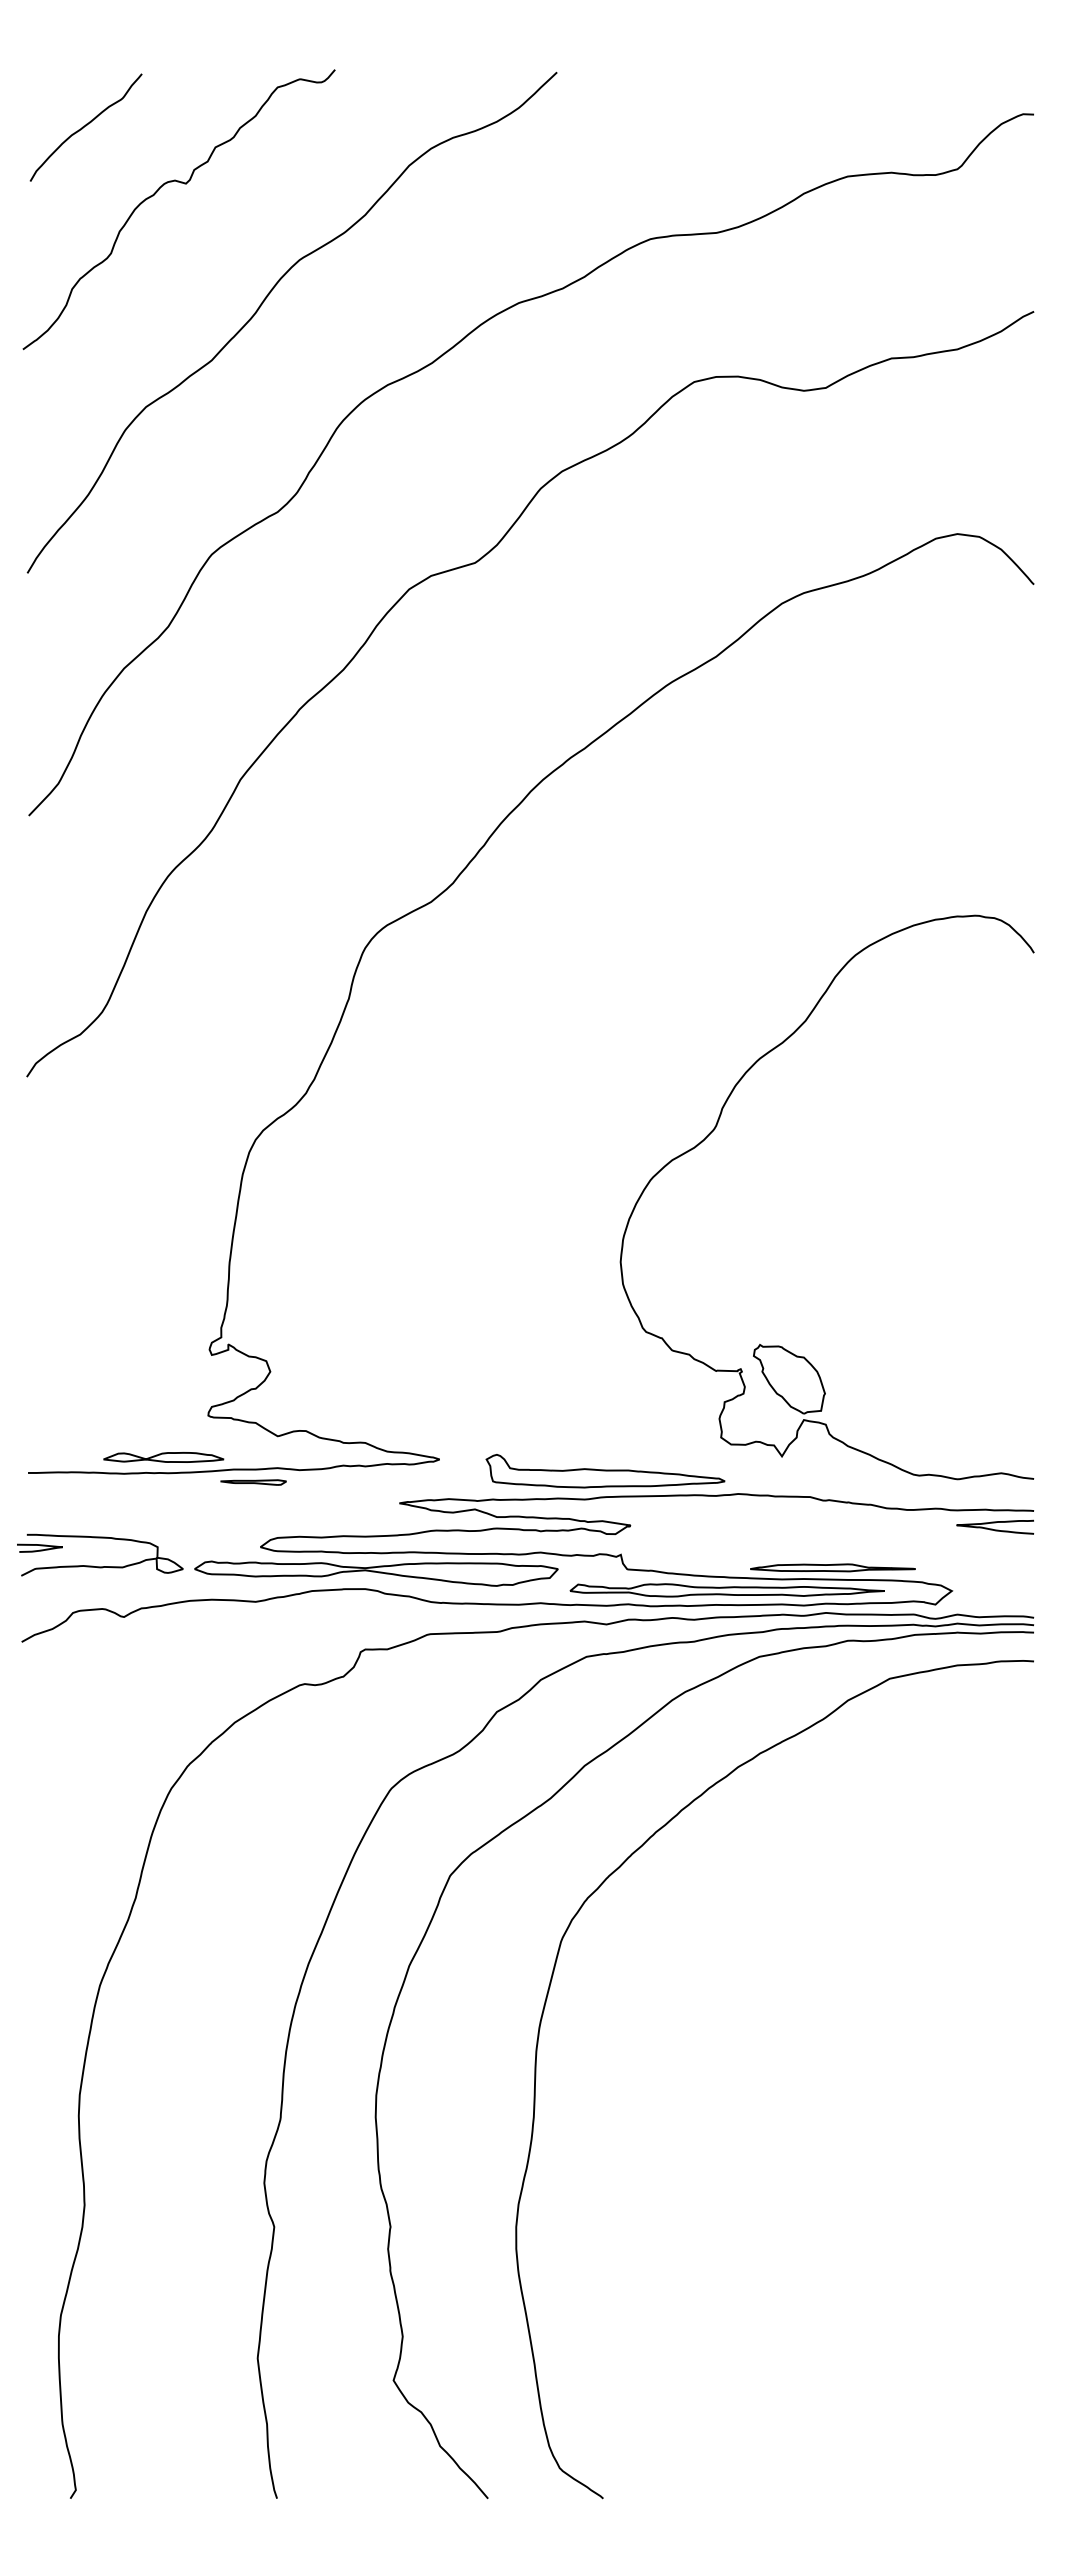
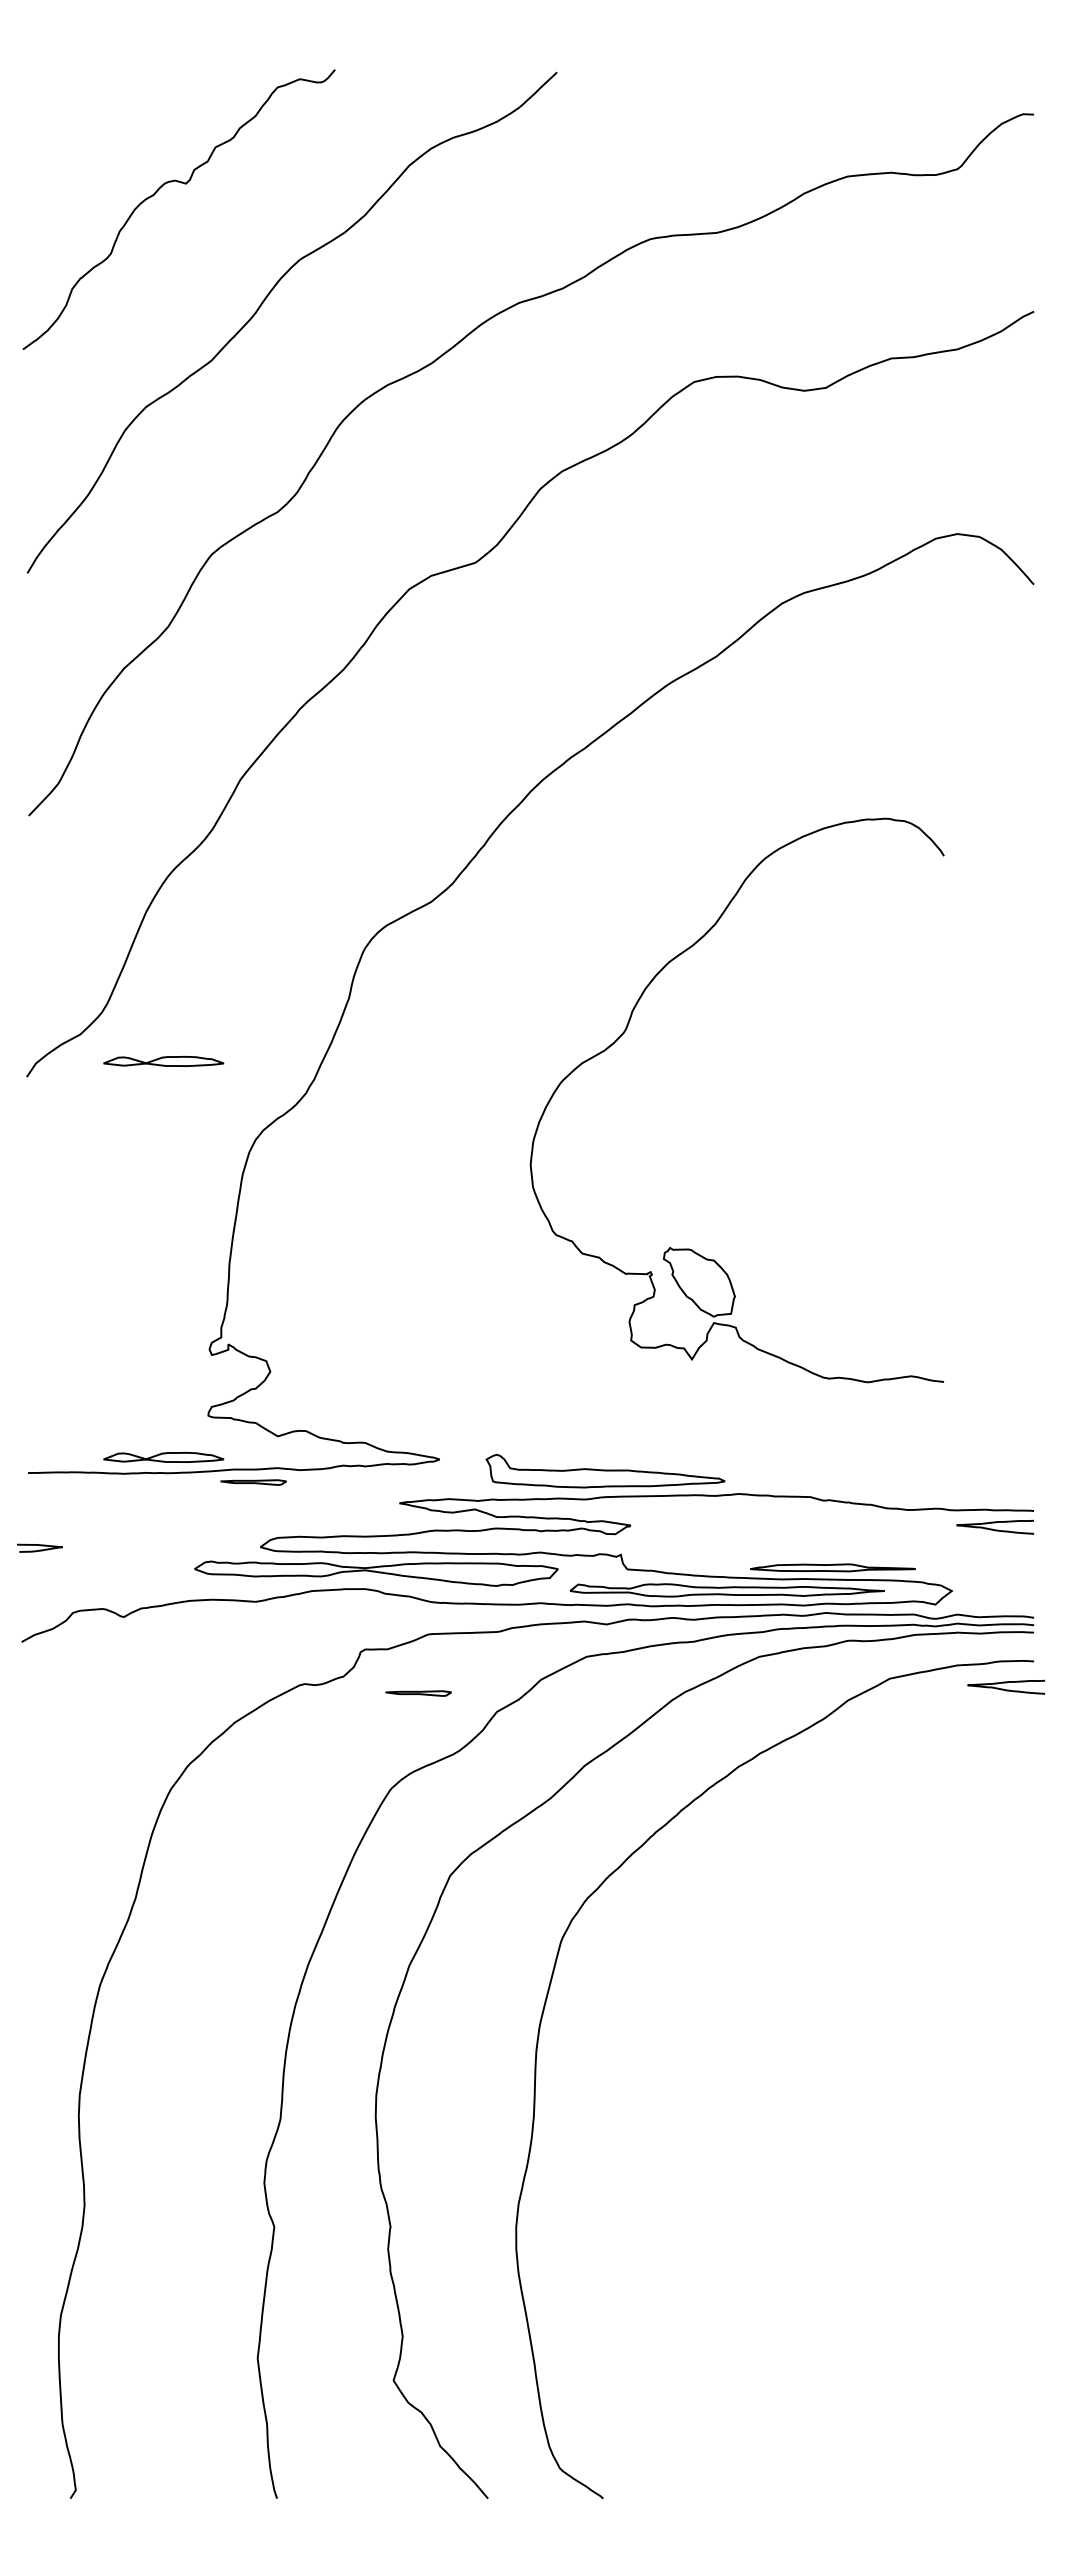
curve: present -> none (85, 126)
part: none -> present (163, 1061)
part position: (715, 1129) -> (625, 1032) (625, 1032)
curve: present -> none (102, 1566)
curve: none -> present (1006, 1683)
part: none -> present (418, 1693)
